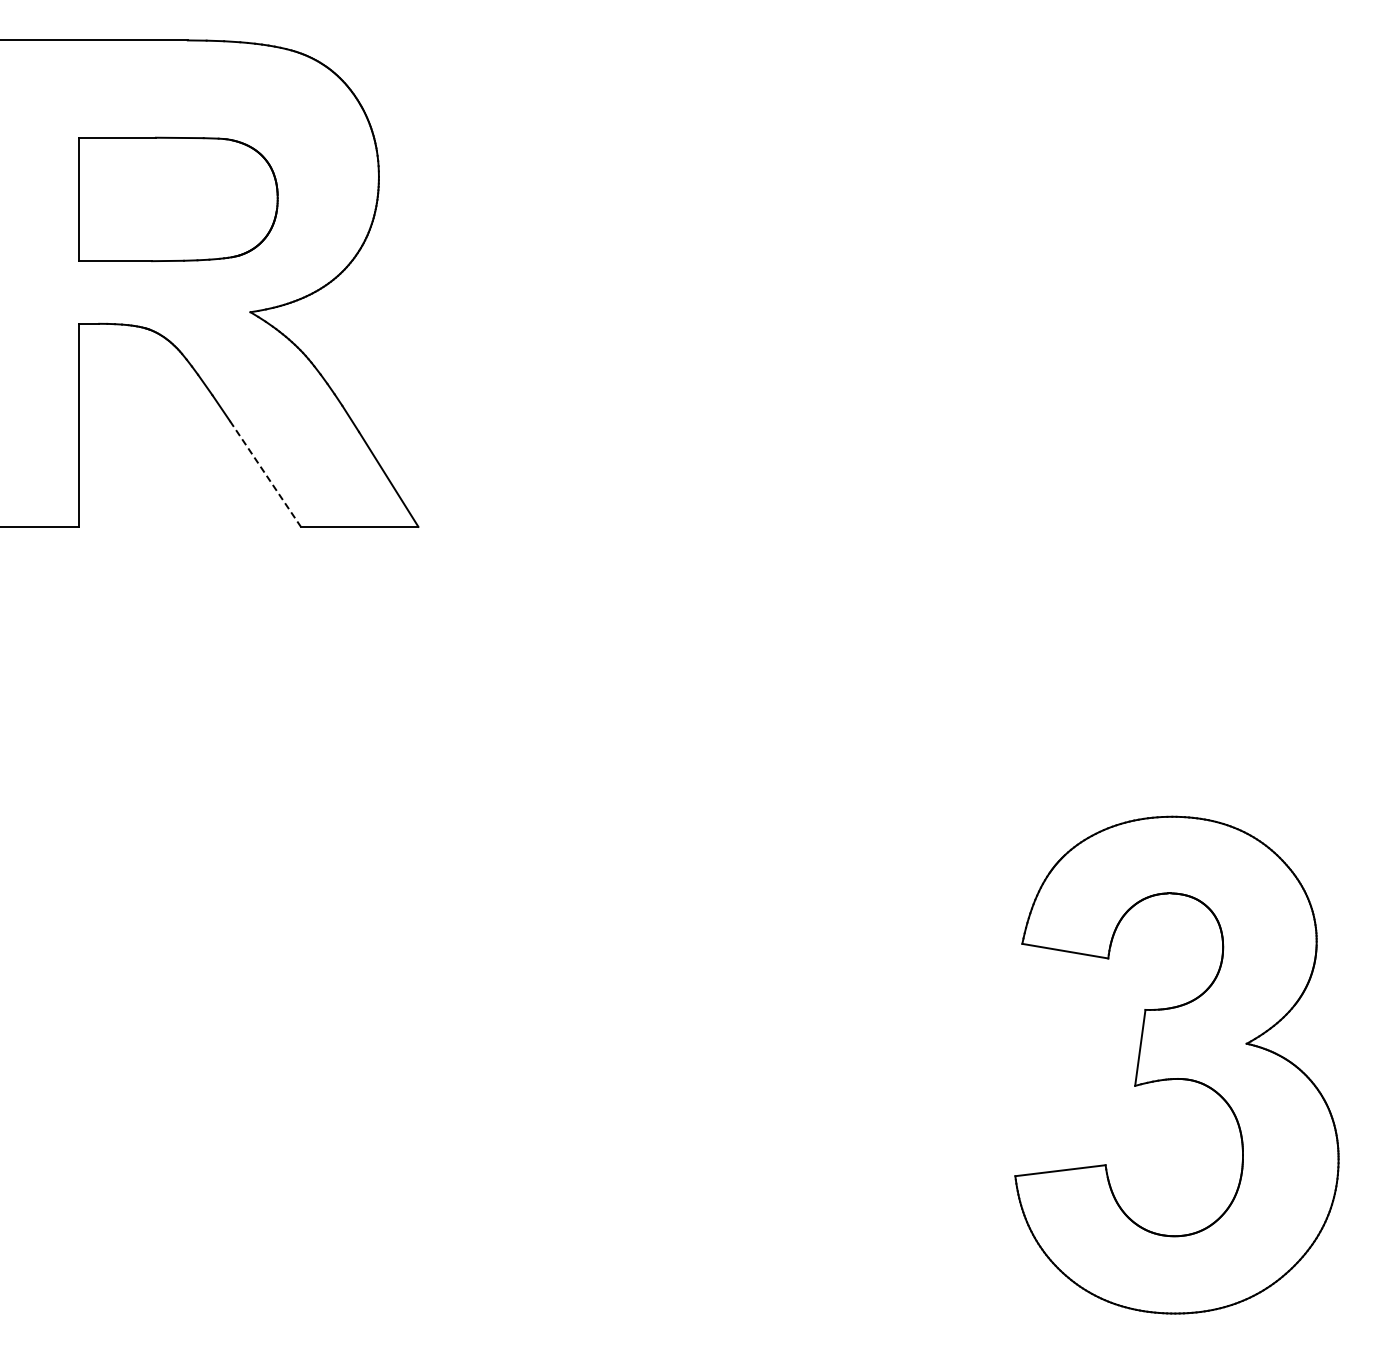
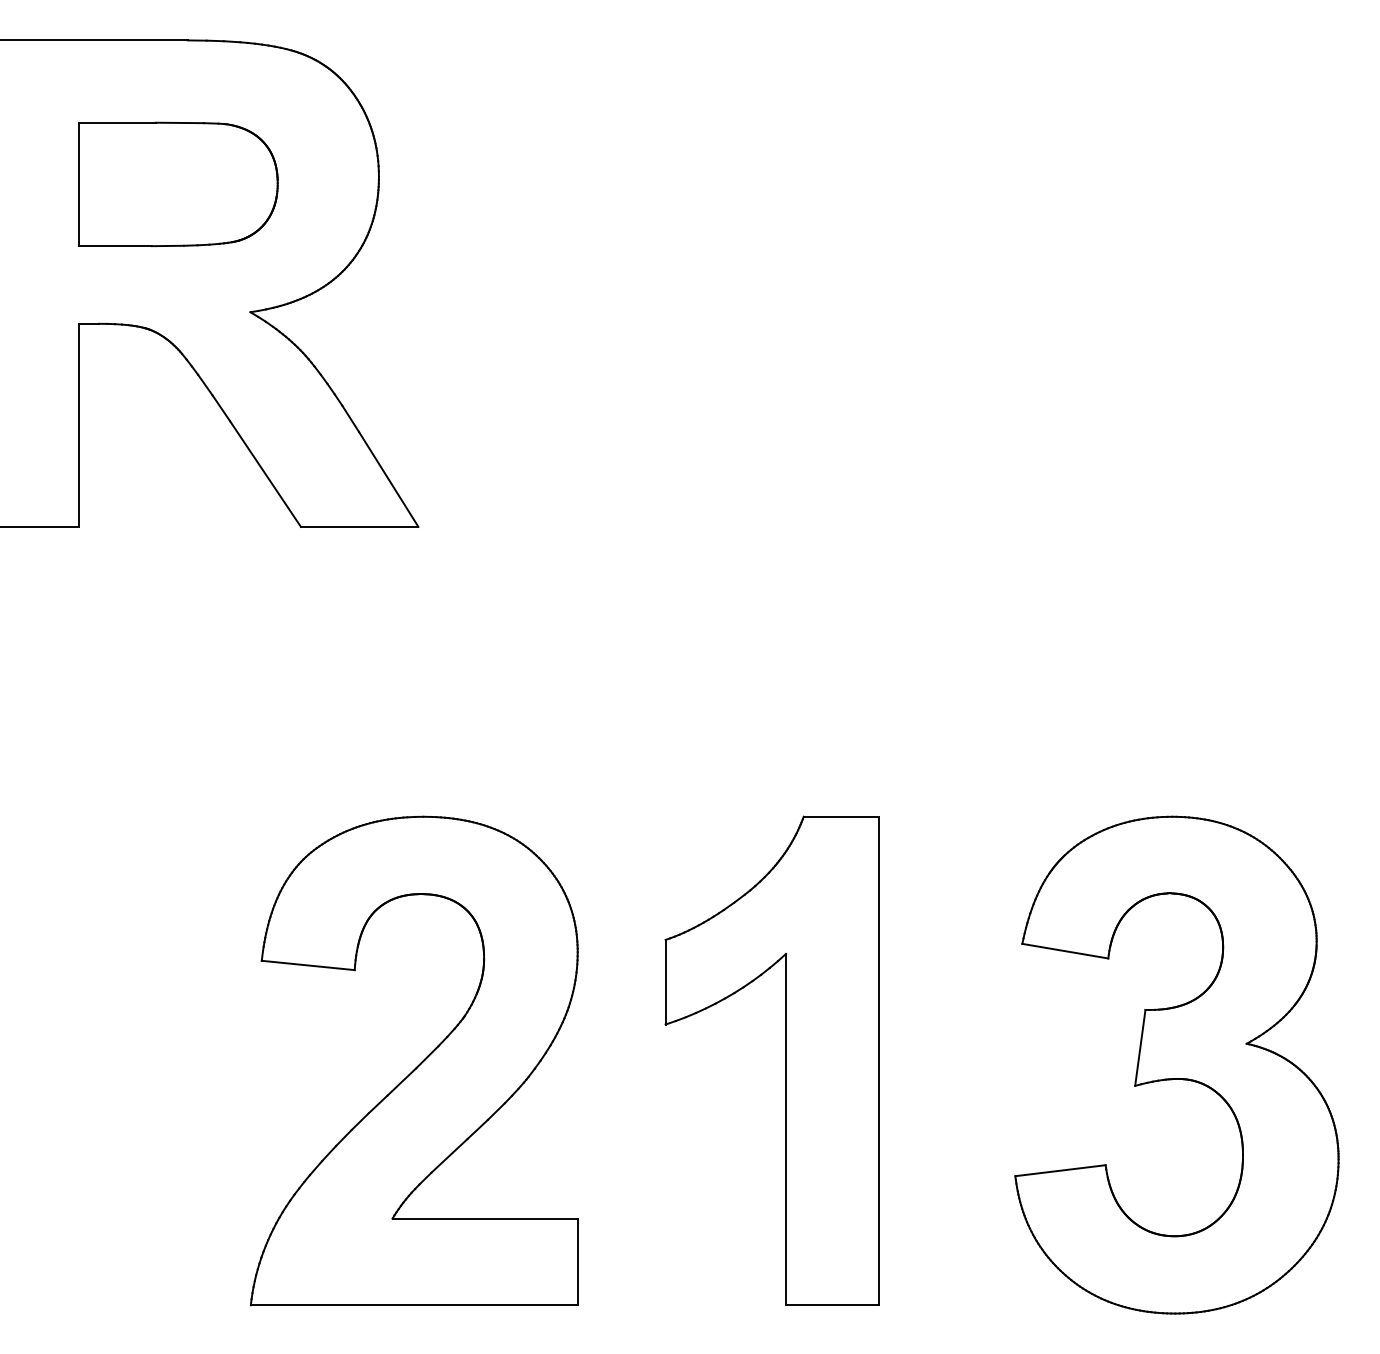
part position: (178, 199) -> (178, 184) (178, 184)
line: dashed -> solid (265, 473)
part: none -> present (785, 1060)
part: none -> present (418, 1064)
